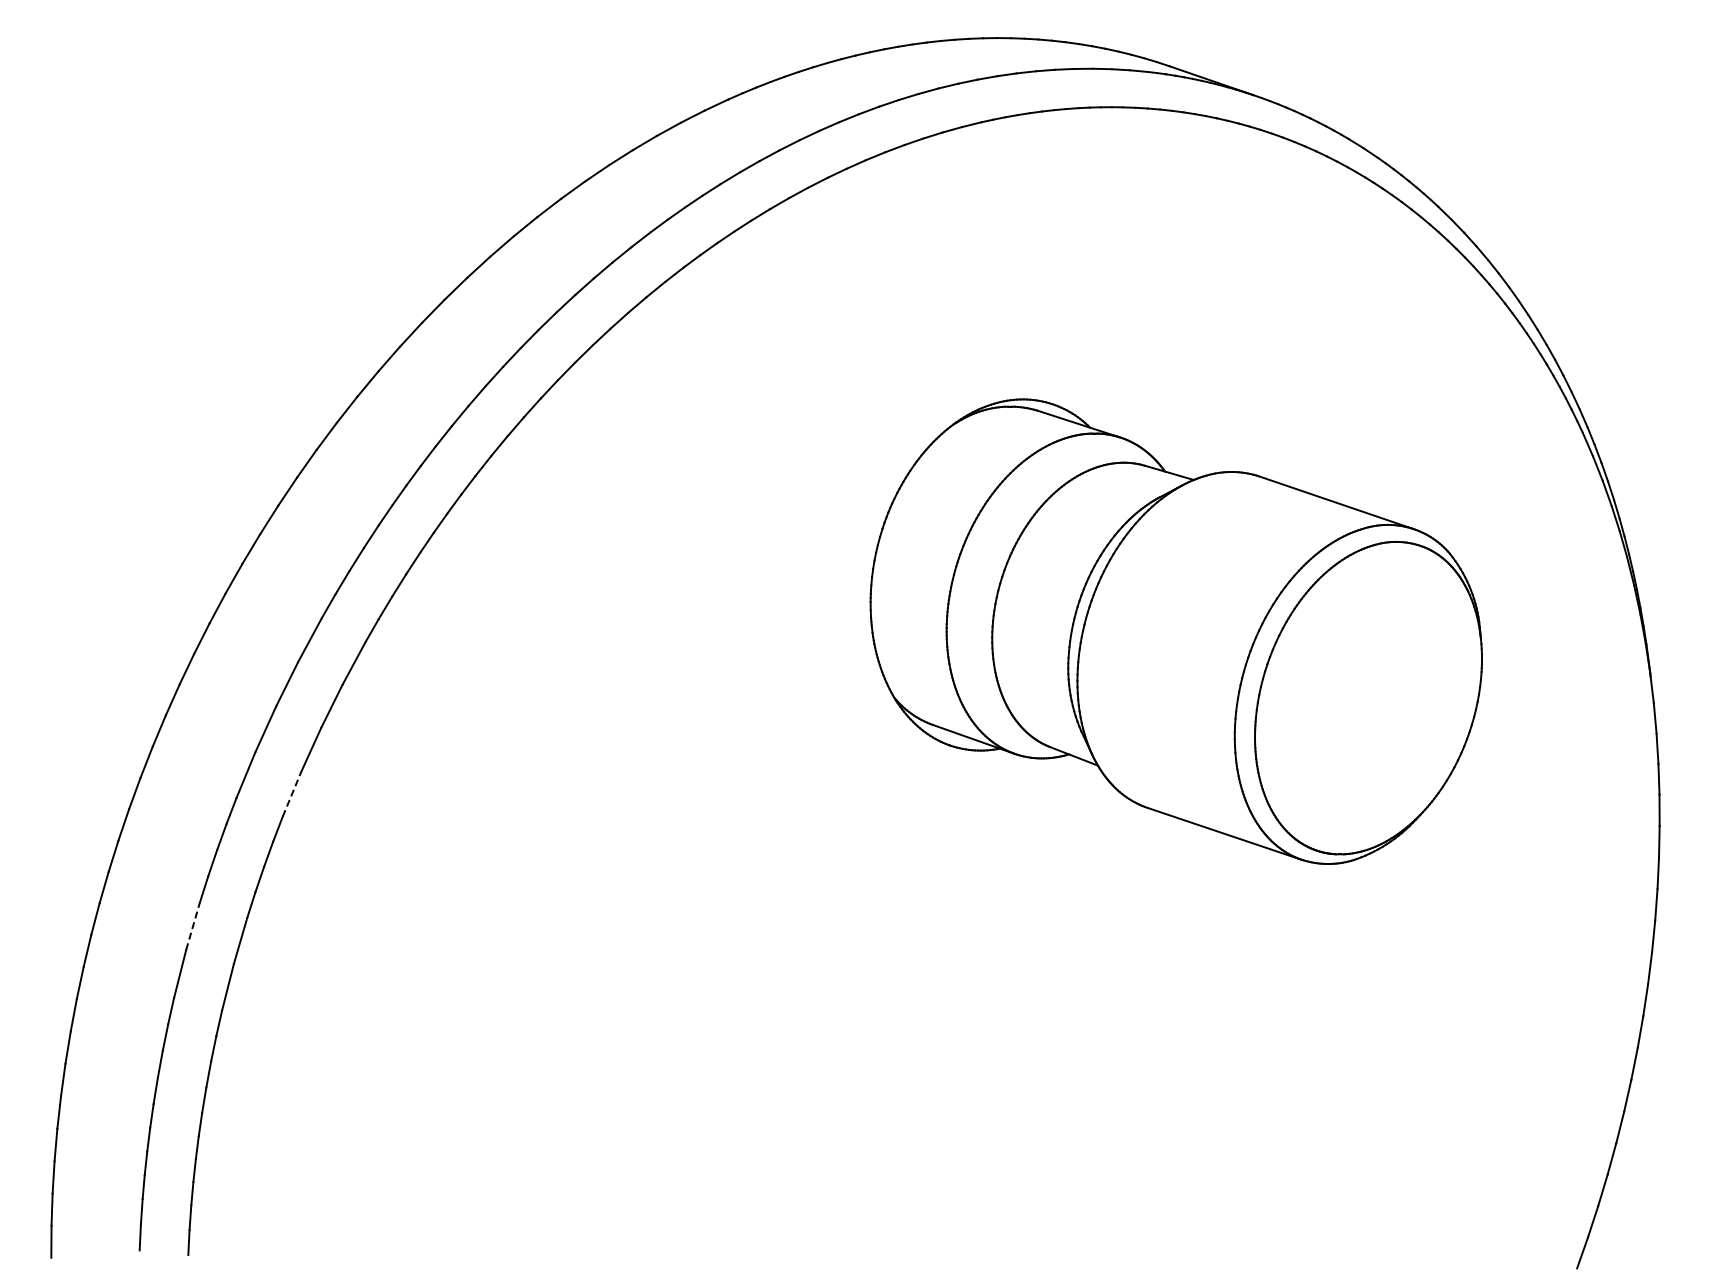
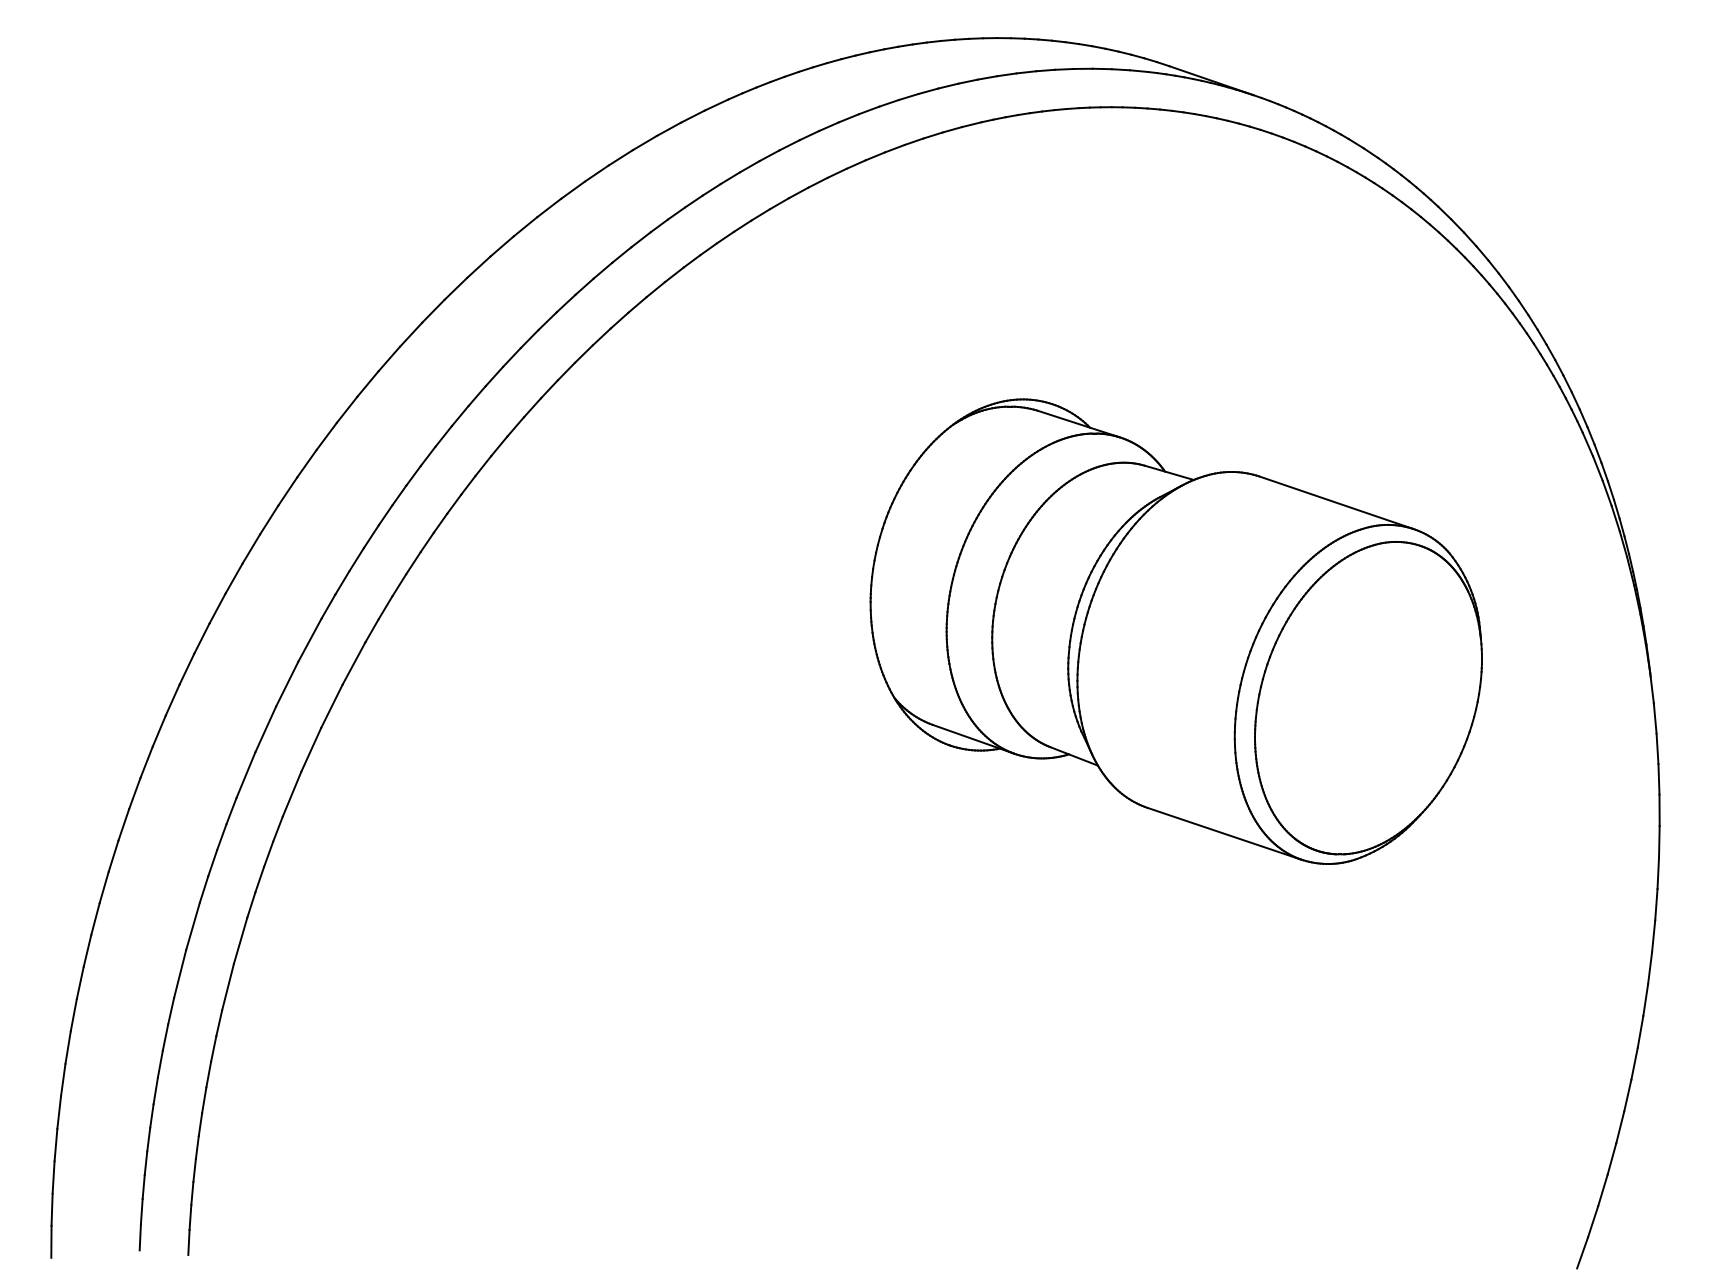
line: dashed -> solid (292, 793)
line: dashed -> solid (193, 926)
